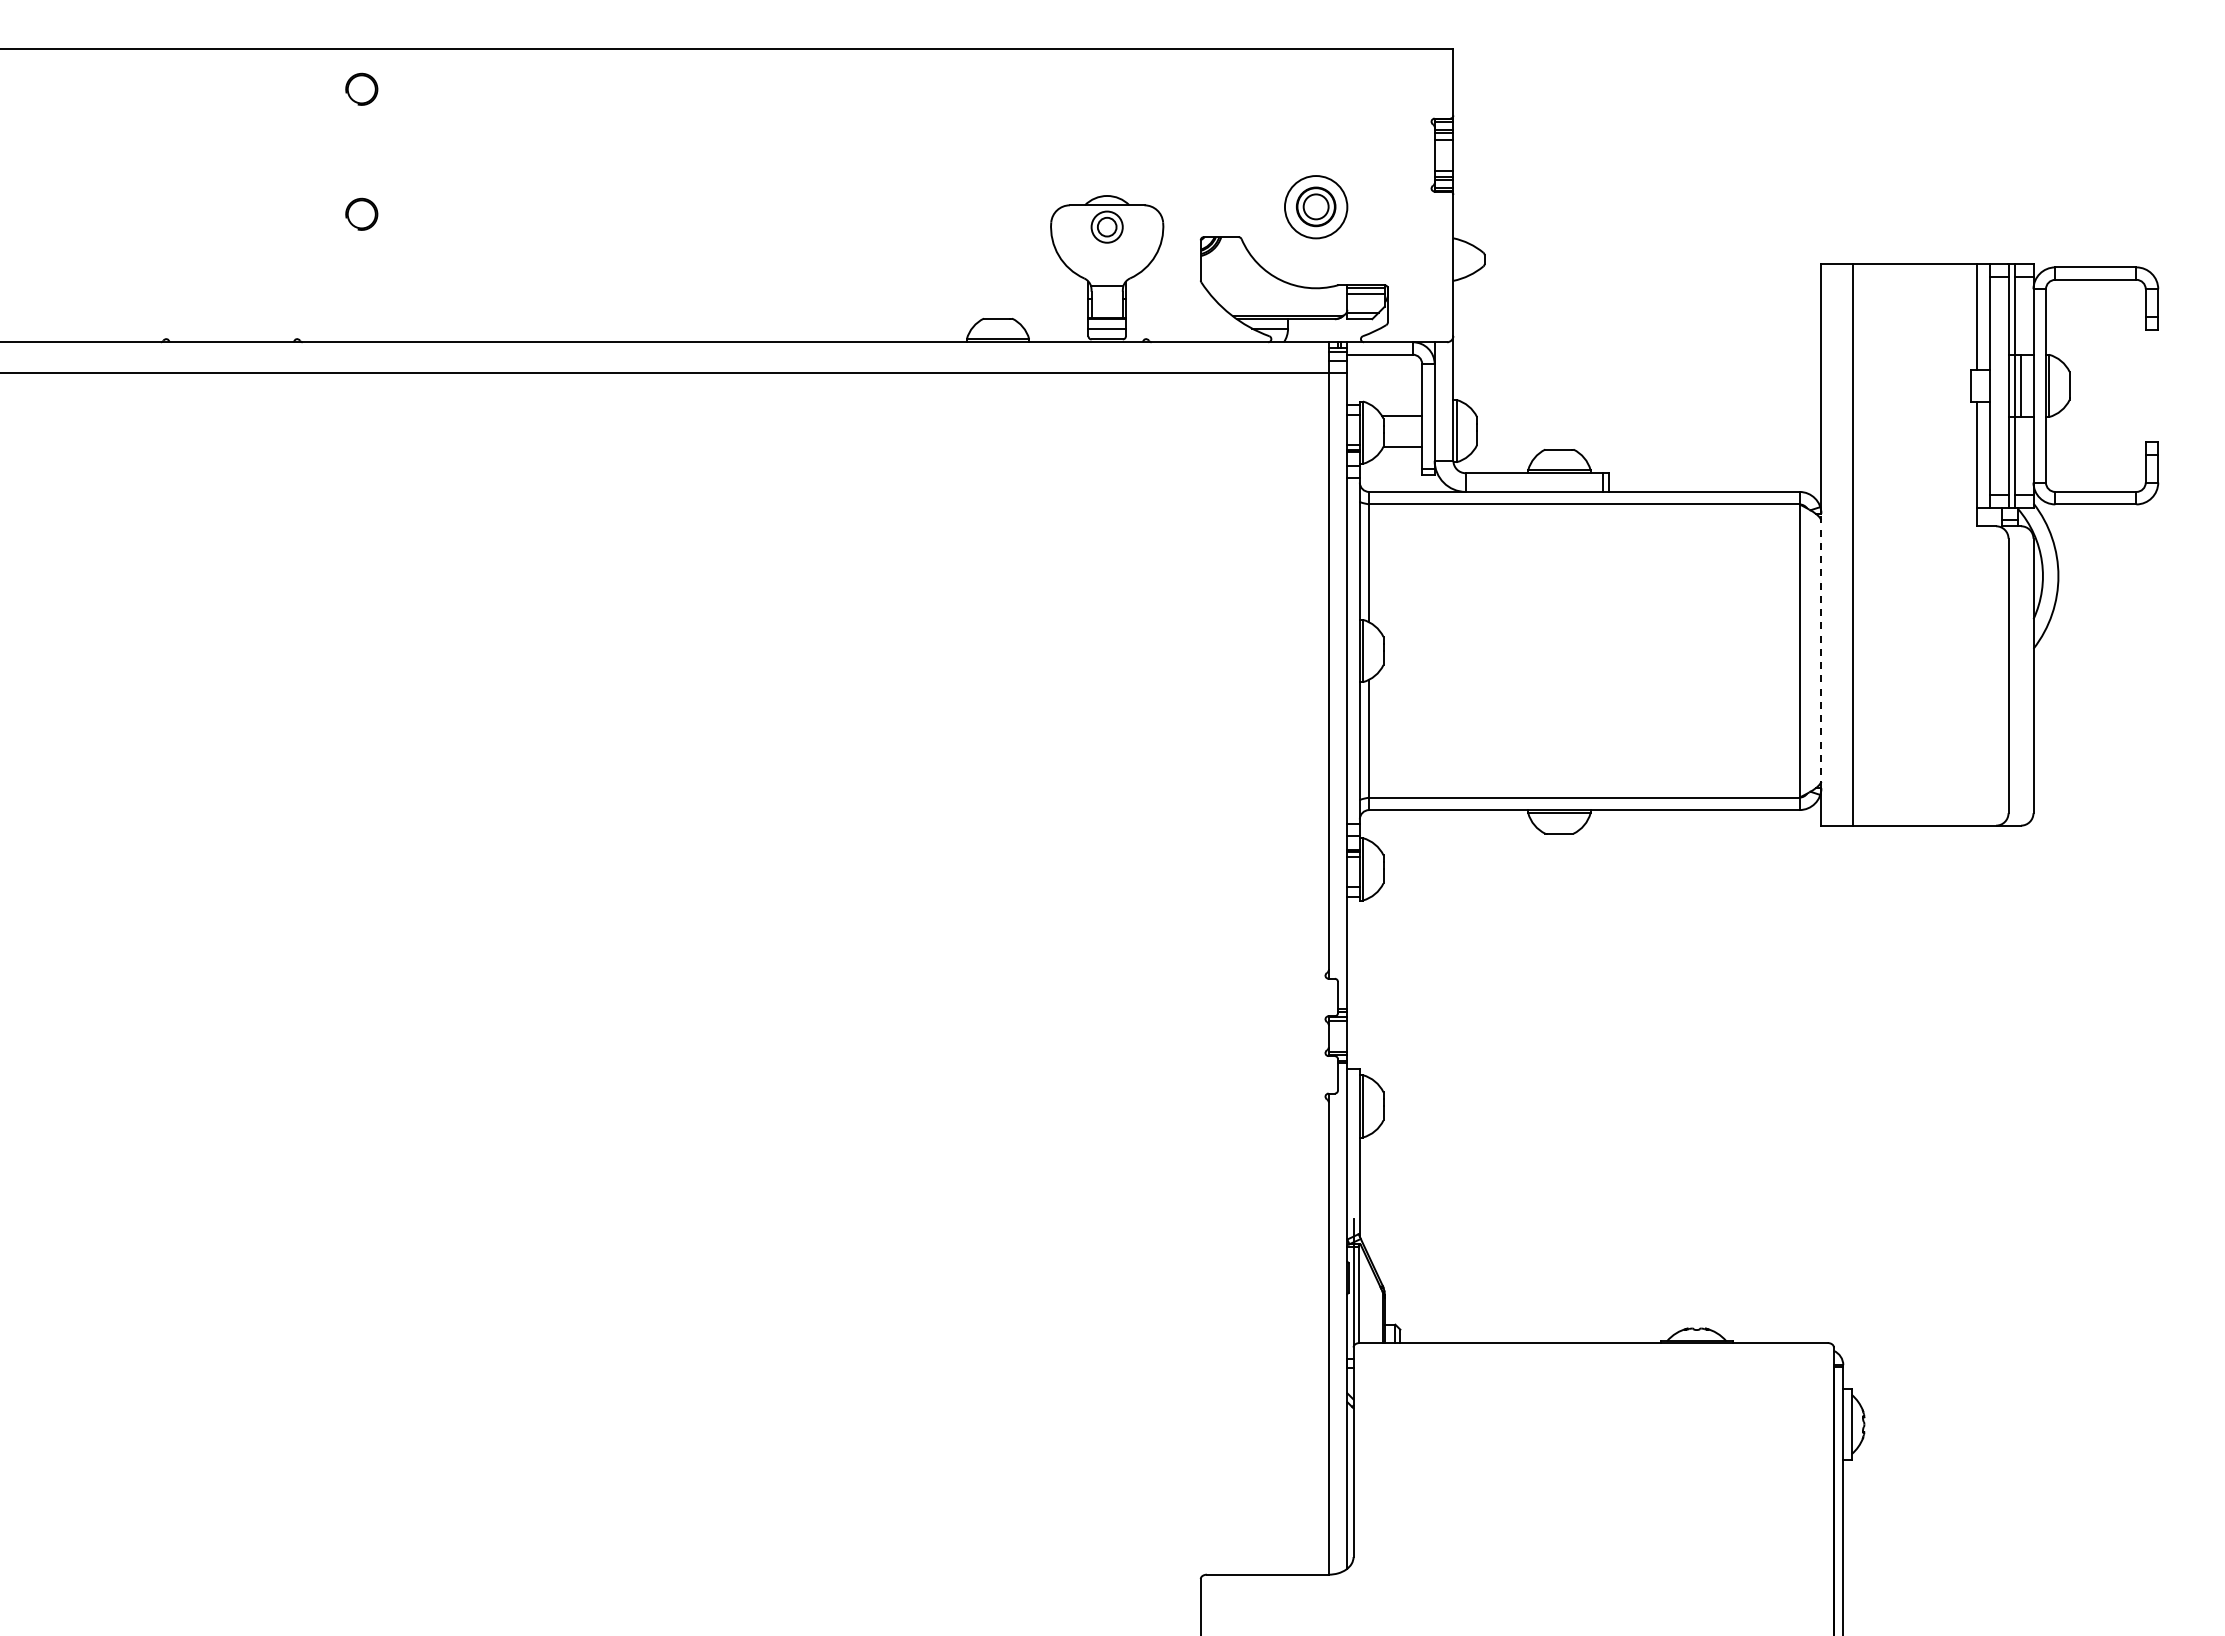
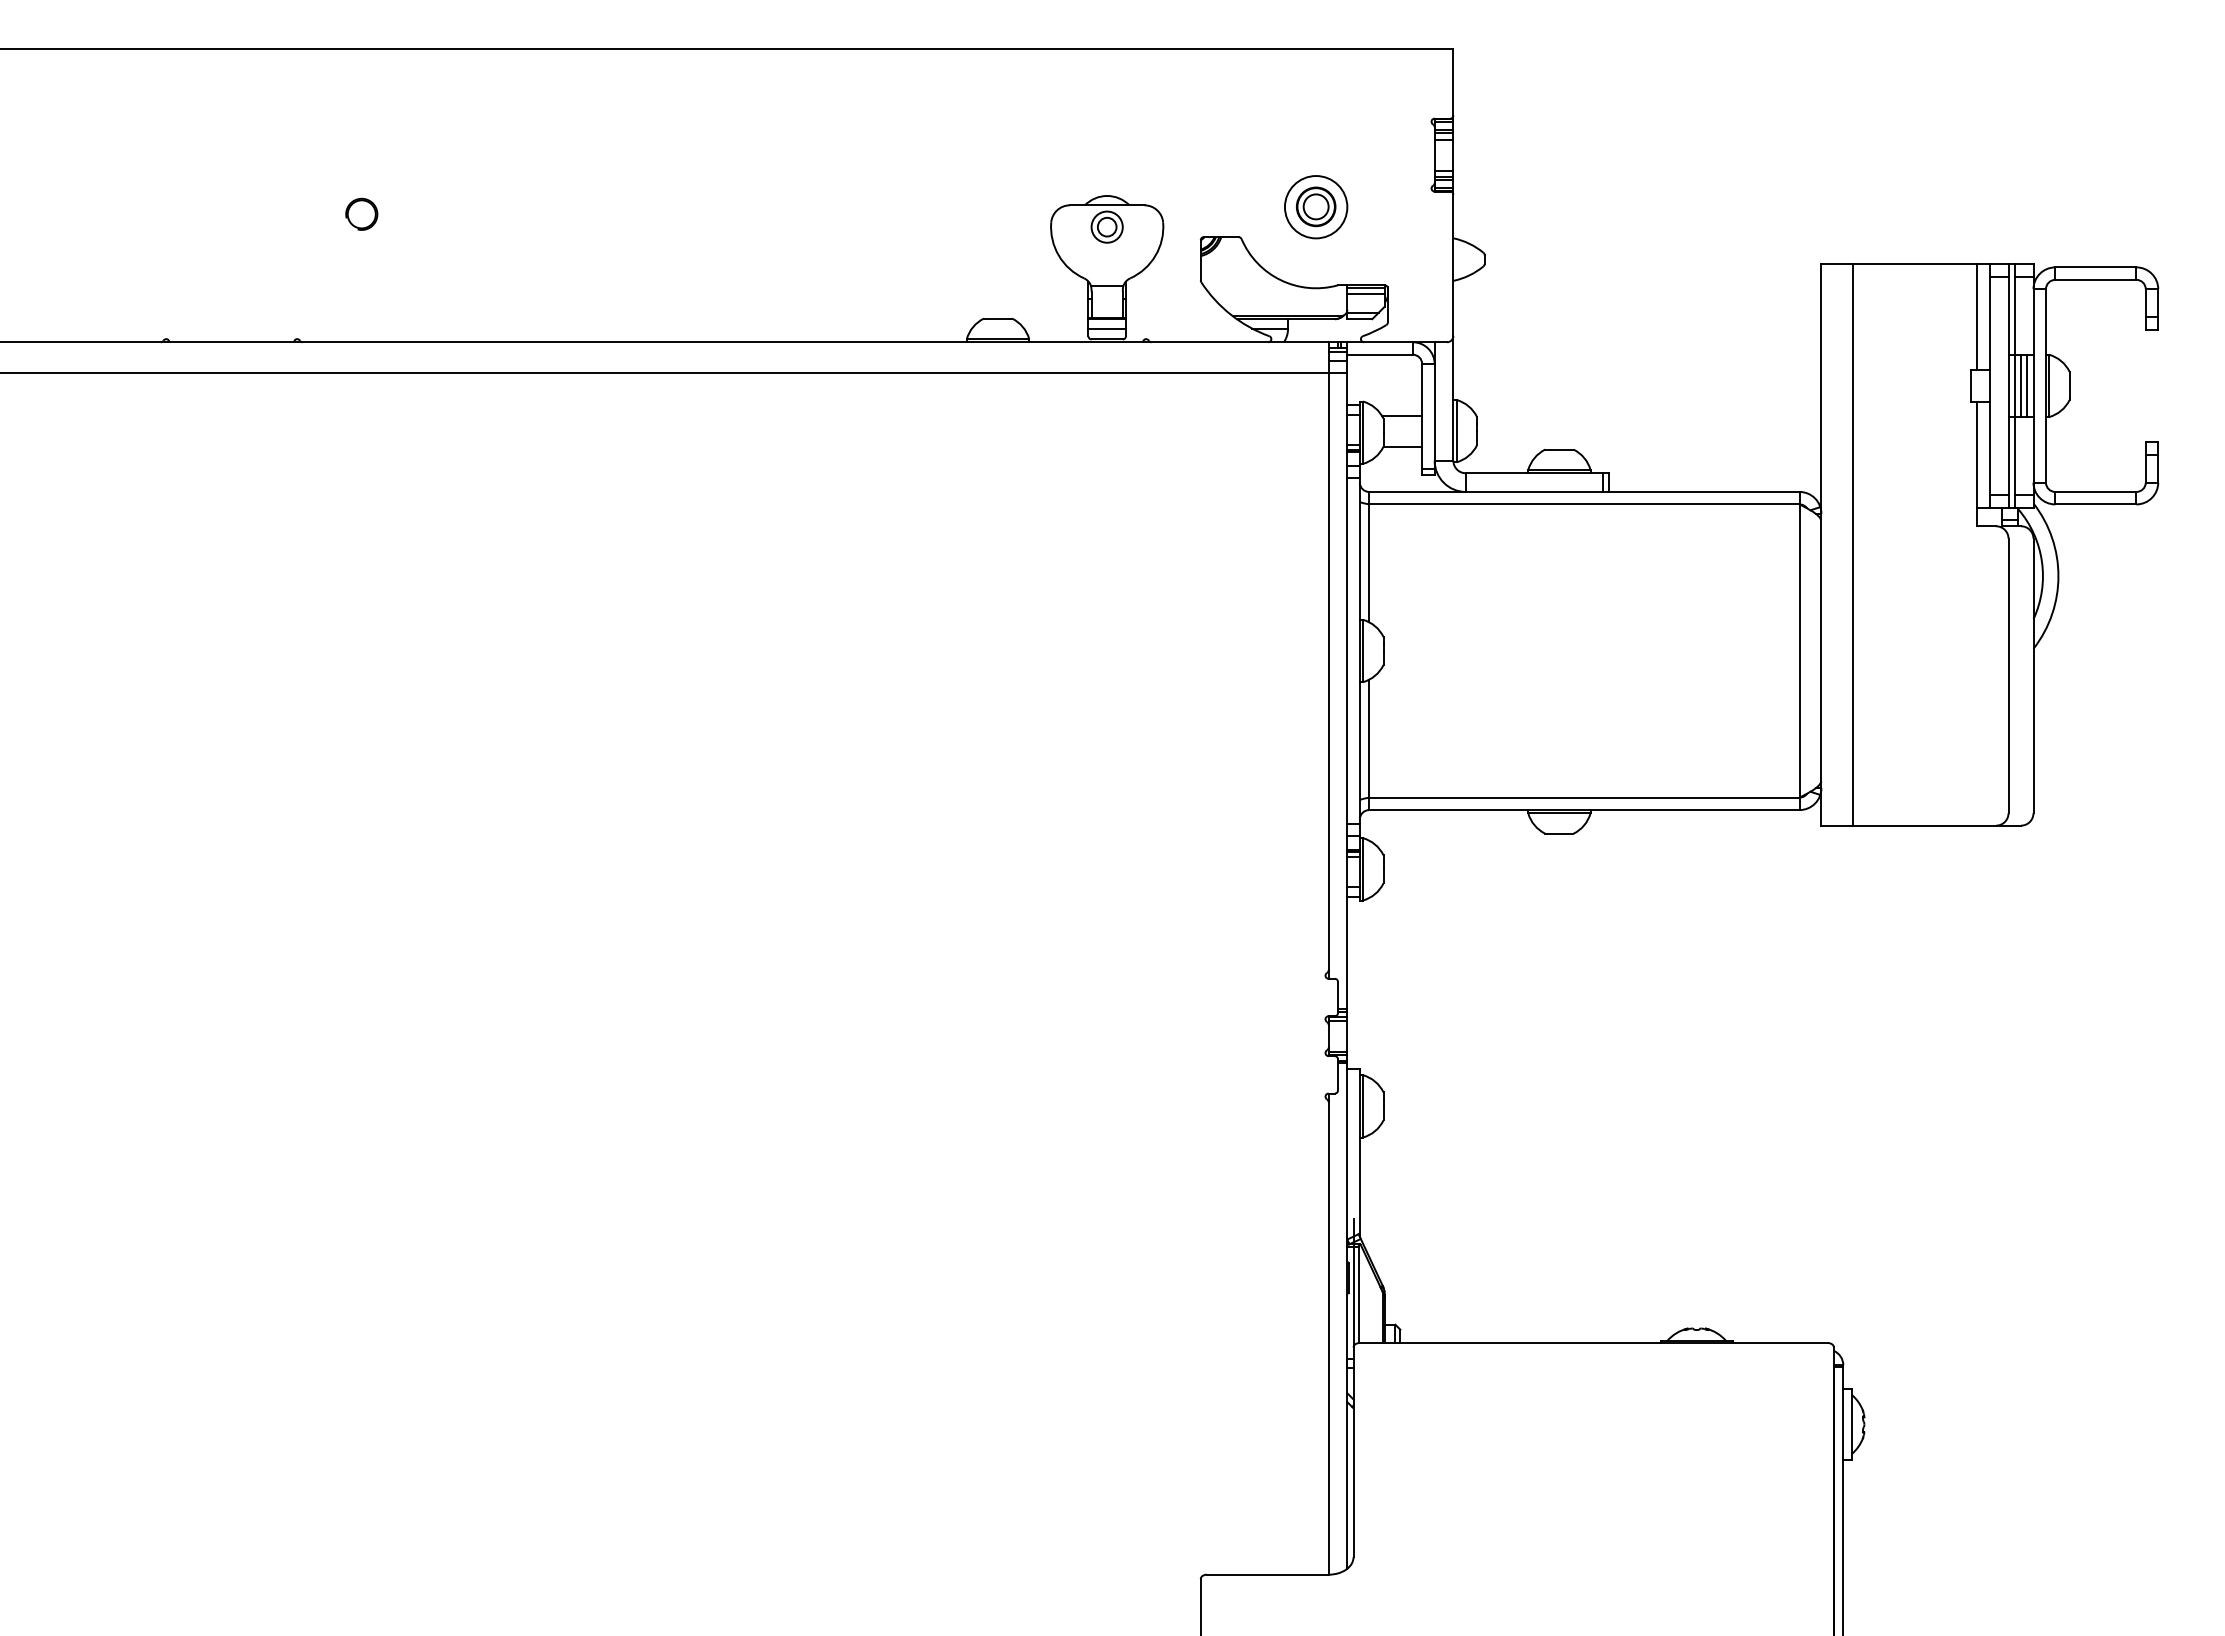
part: present -> none (361, 88)
line: none -> present (2027, 385)
line: dashed -> solid (1821, 650)
